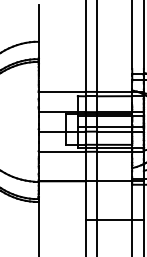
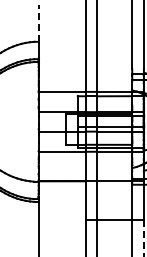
line: solid -> dashed (38, 23)
line: solid -> dashed (143, 238)
